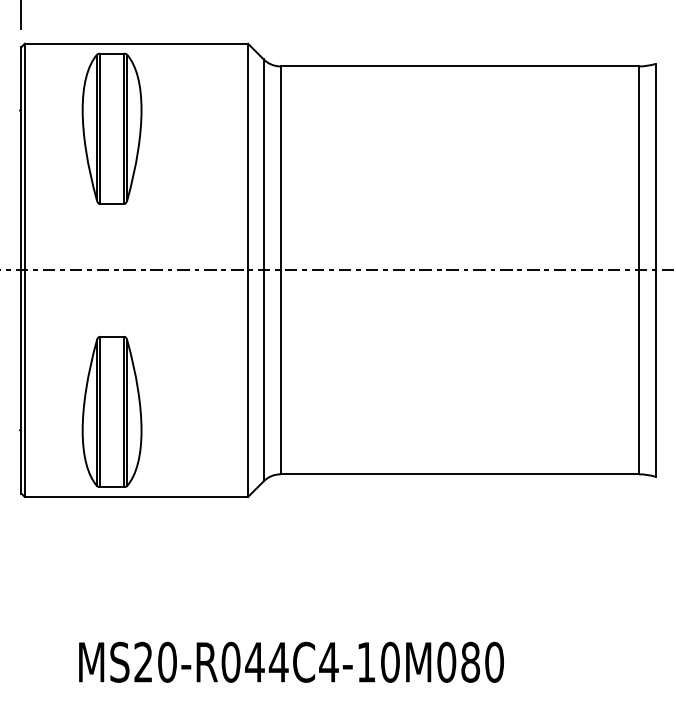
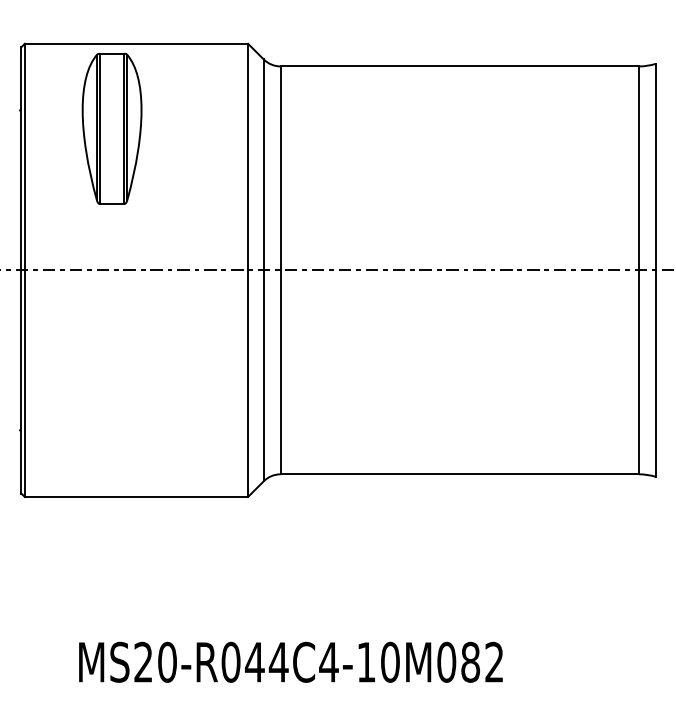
line: present -> none (21, 15)
part: present -> none (111, 411)
text: MS20-R044C4-10M080 -> MS20-R044C4-10M082 (494, 661)
